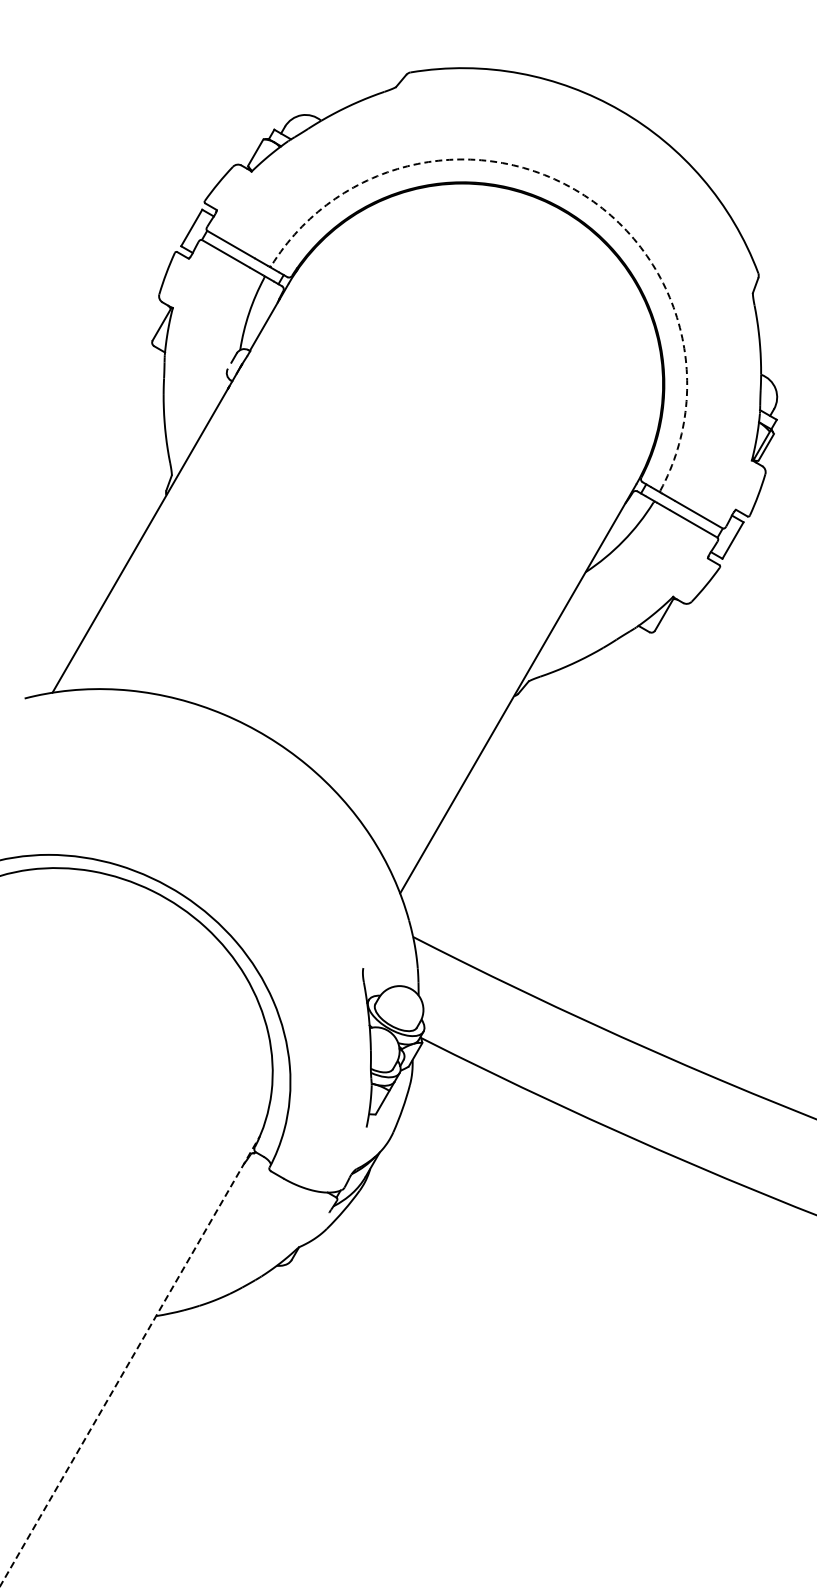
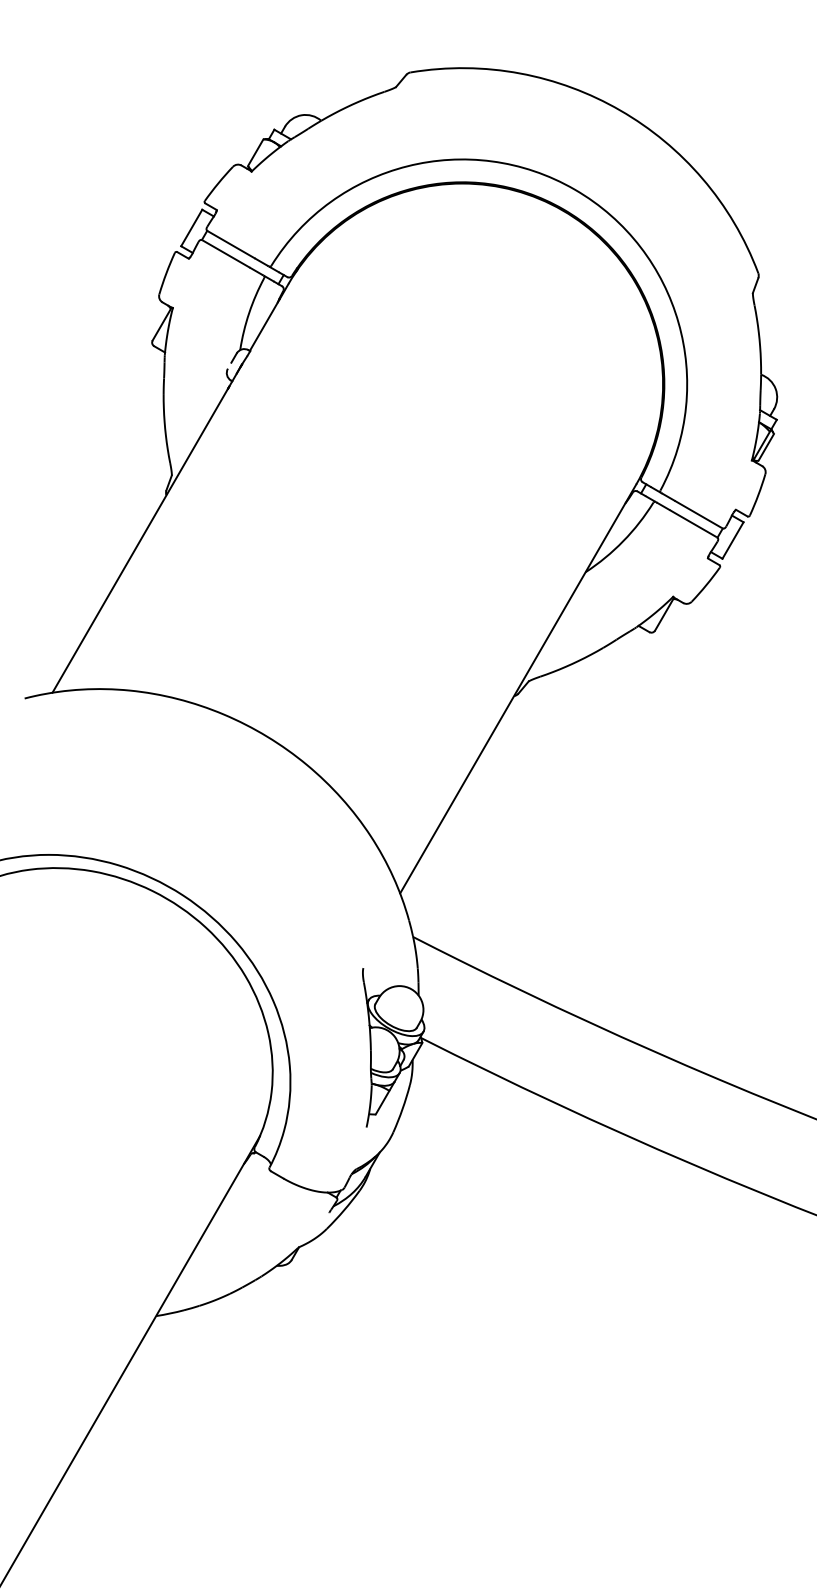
arc: dashed -> solid (574, 189)
line: dashed -> solid (130, 1361)
